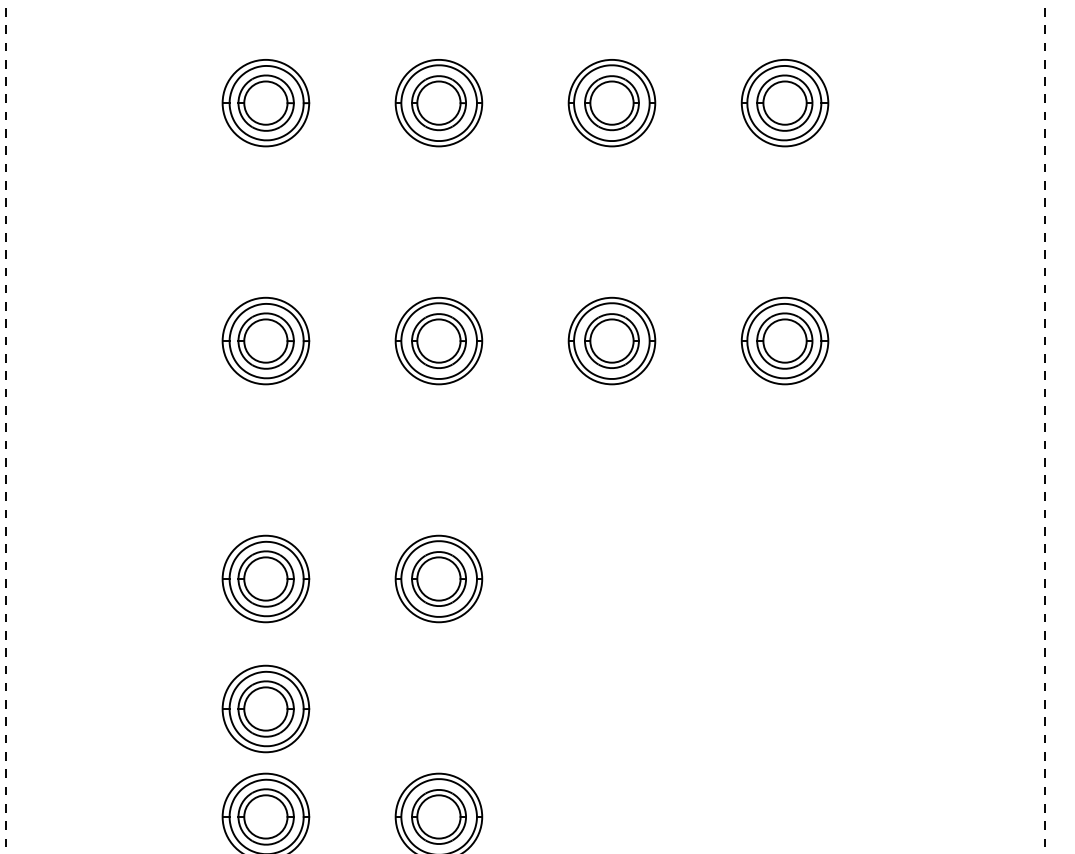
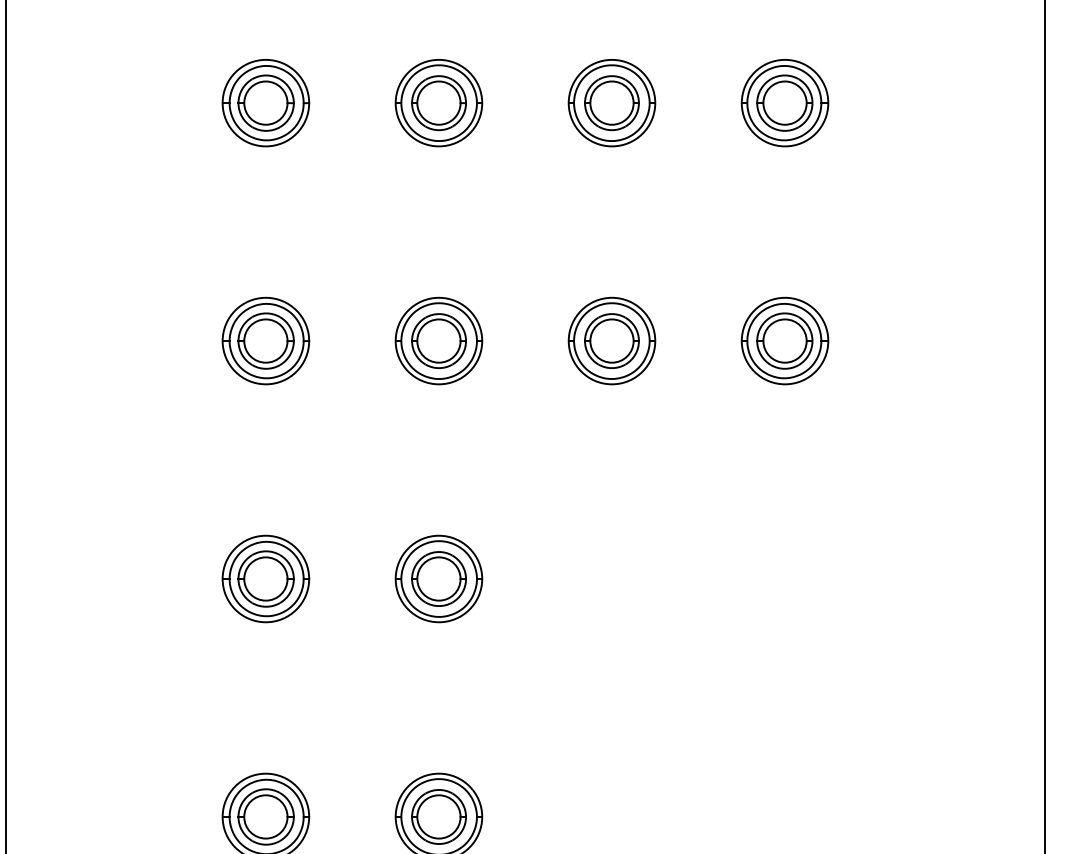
line: dashed -> solid (6, 427)
line: dashed -> solid (1044, 427)
part: present -> none (265, 708)
